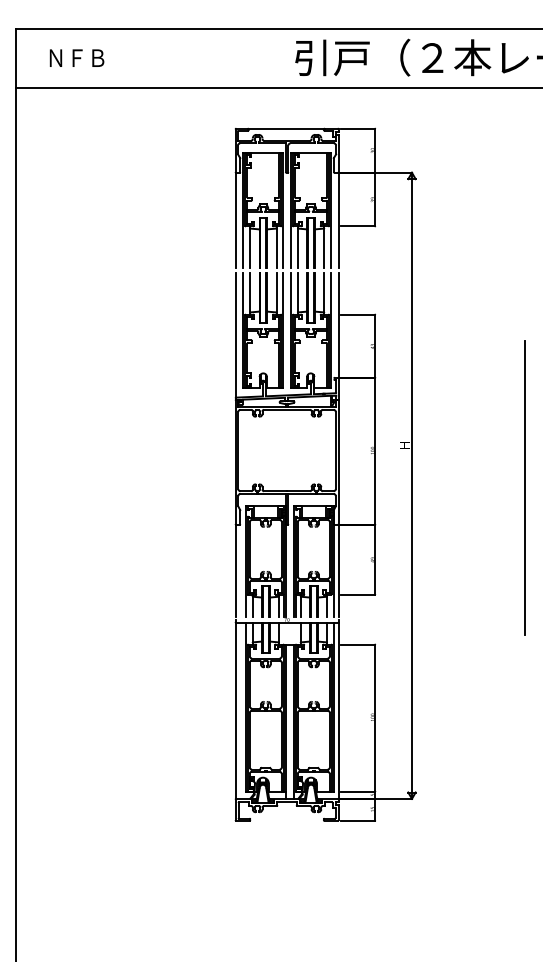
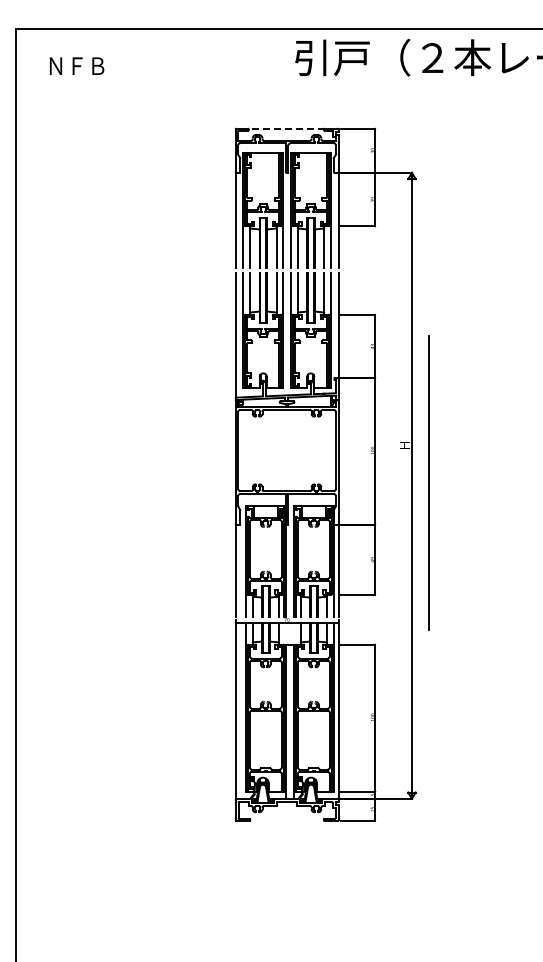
text position: (76, 57) -> (76, 65) (76, 65)
line: present -> none (277, 87)
line: solid -> dashed (286, 128)
line position: (524, 487) -> (428, 482) (428, 482)
